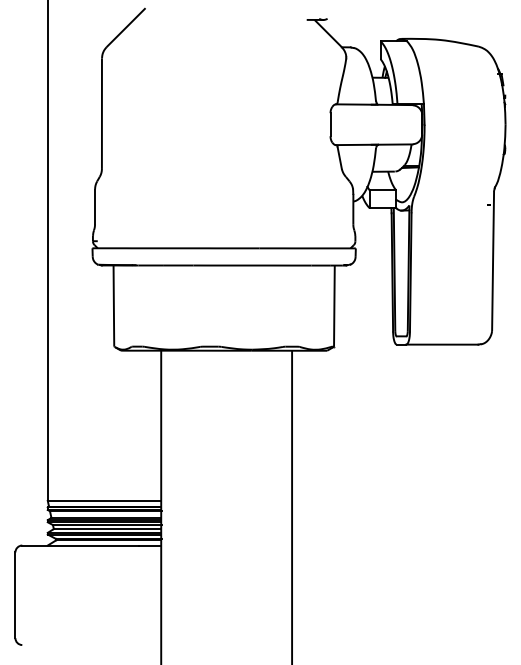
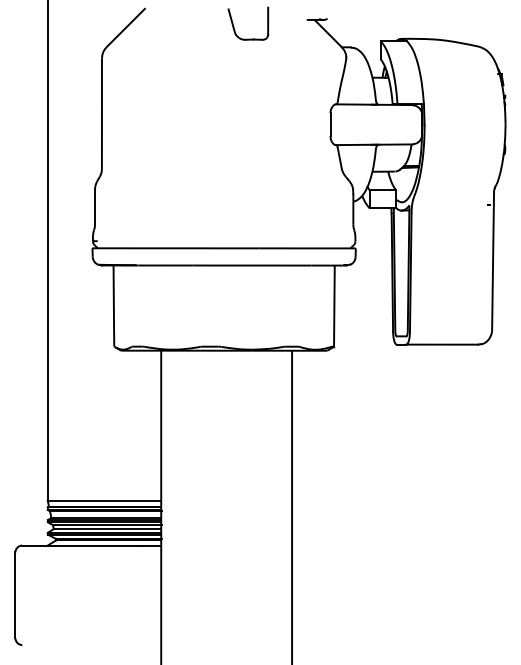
part: none -> present (234, 26)
